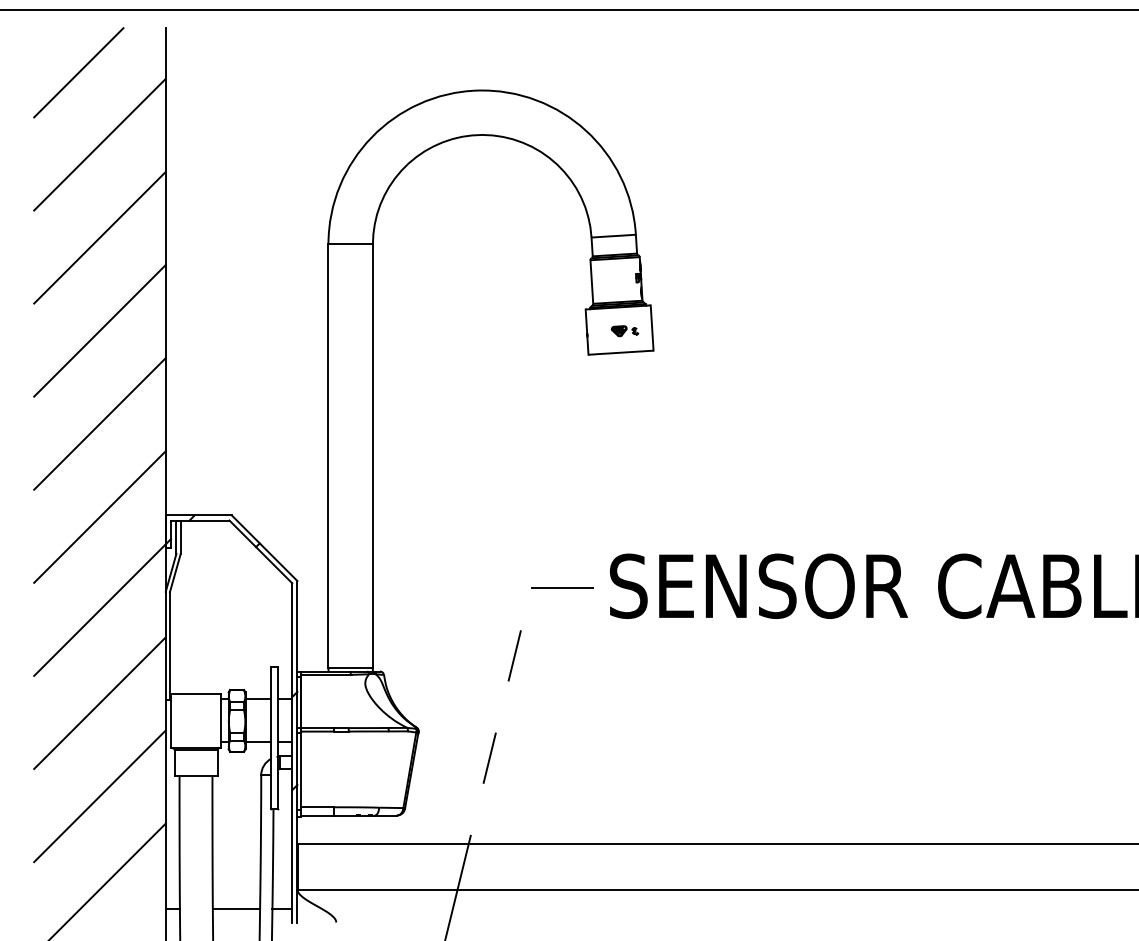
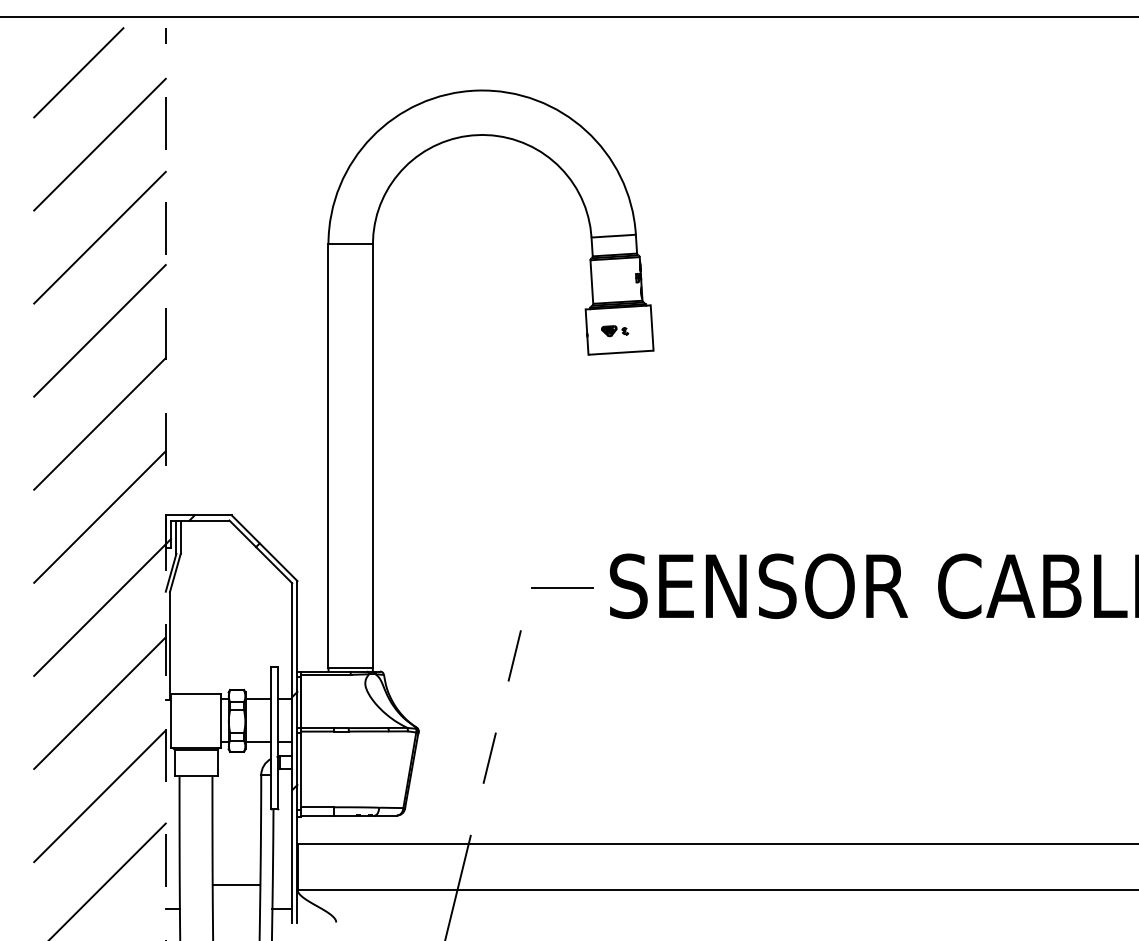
line position: (568, 9) -> (568, 16) (568, 16)
part position: (625, 331) -> (615, 331) (615, 331)
line: solid -> dashed (165, 484)
line position: (236, 909) -> (236, 885) (236, 885)
